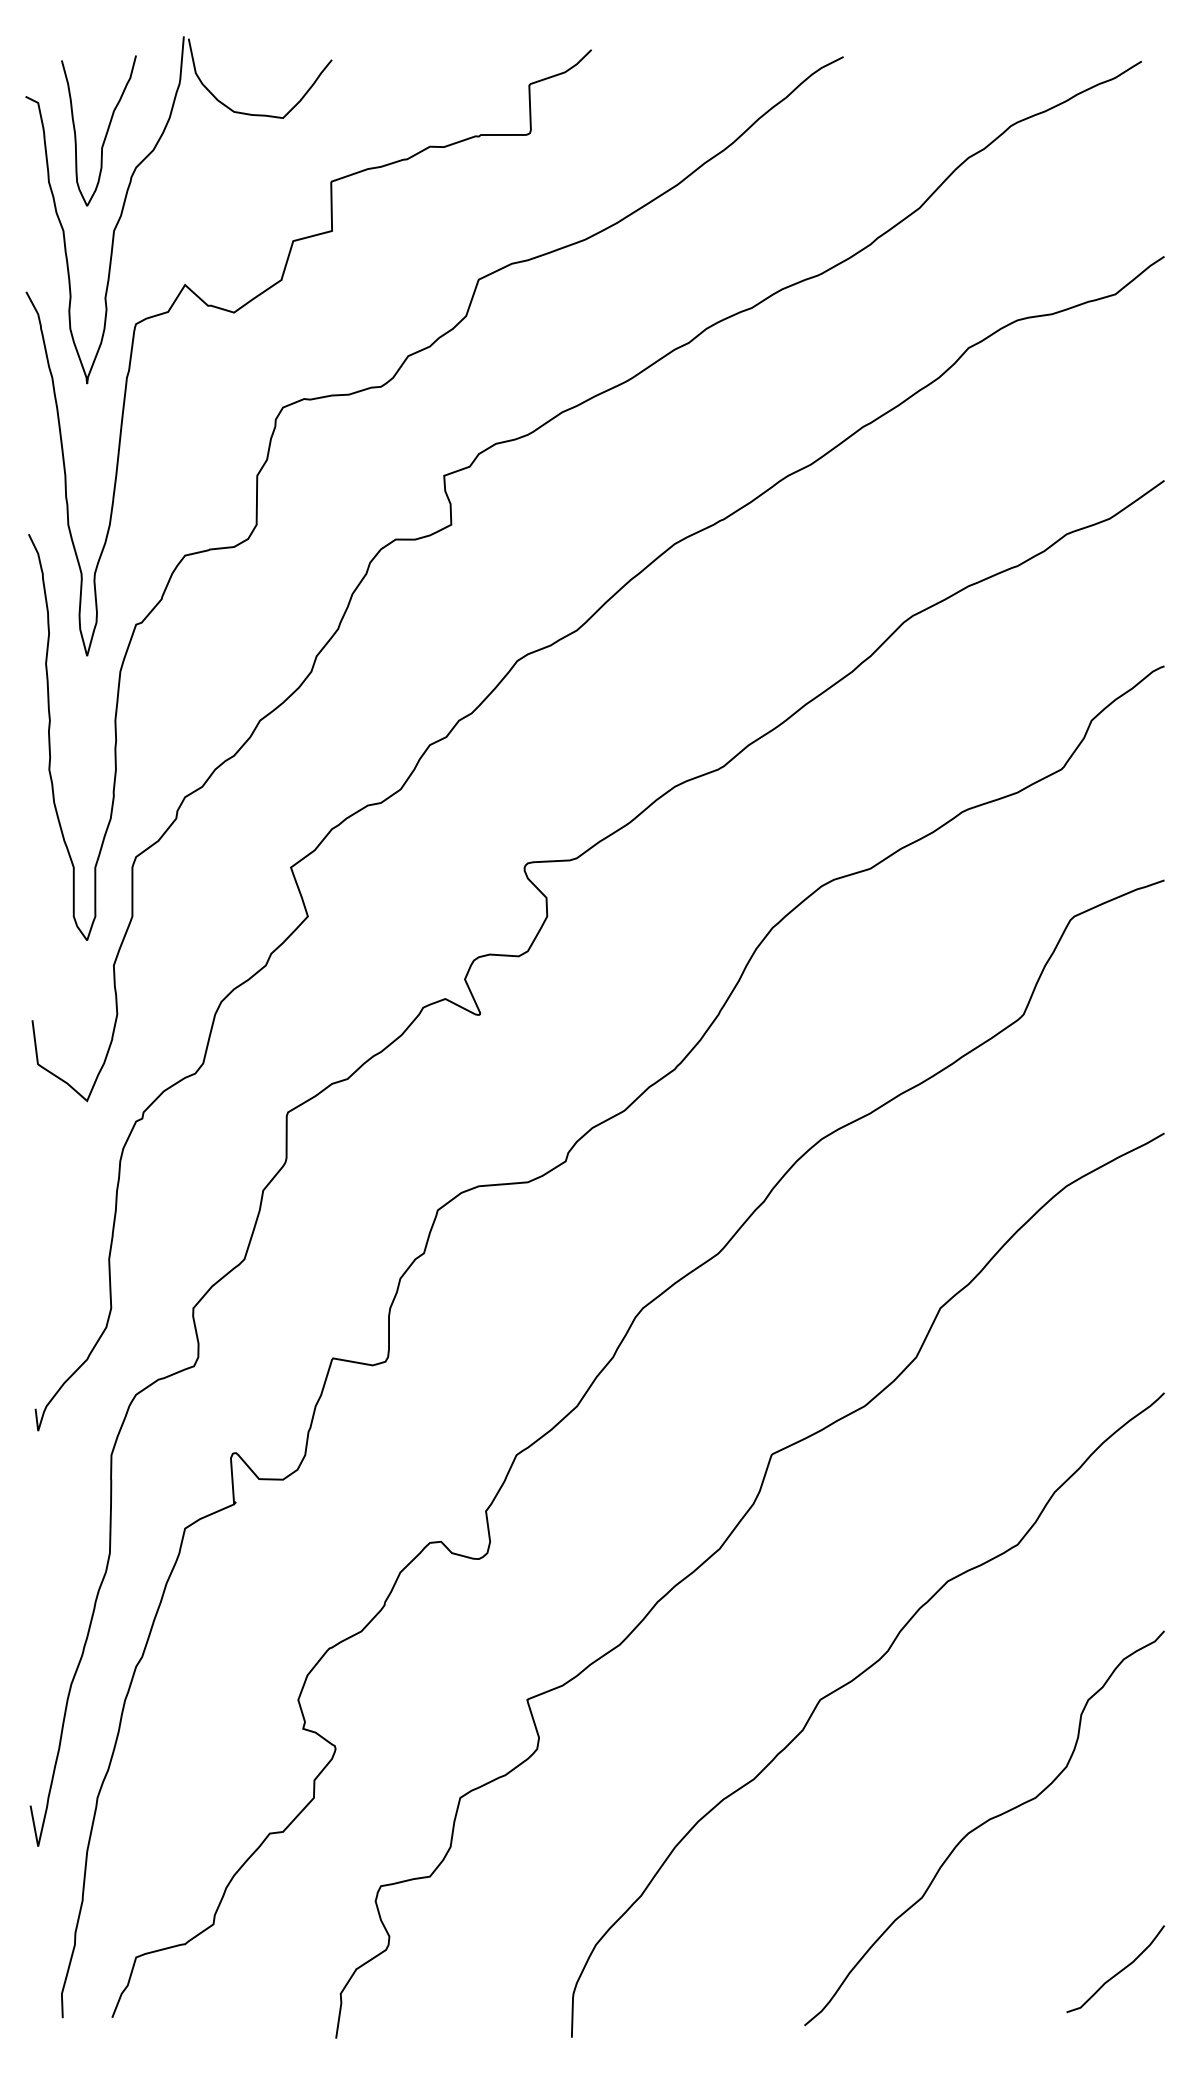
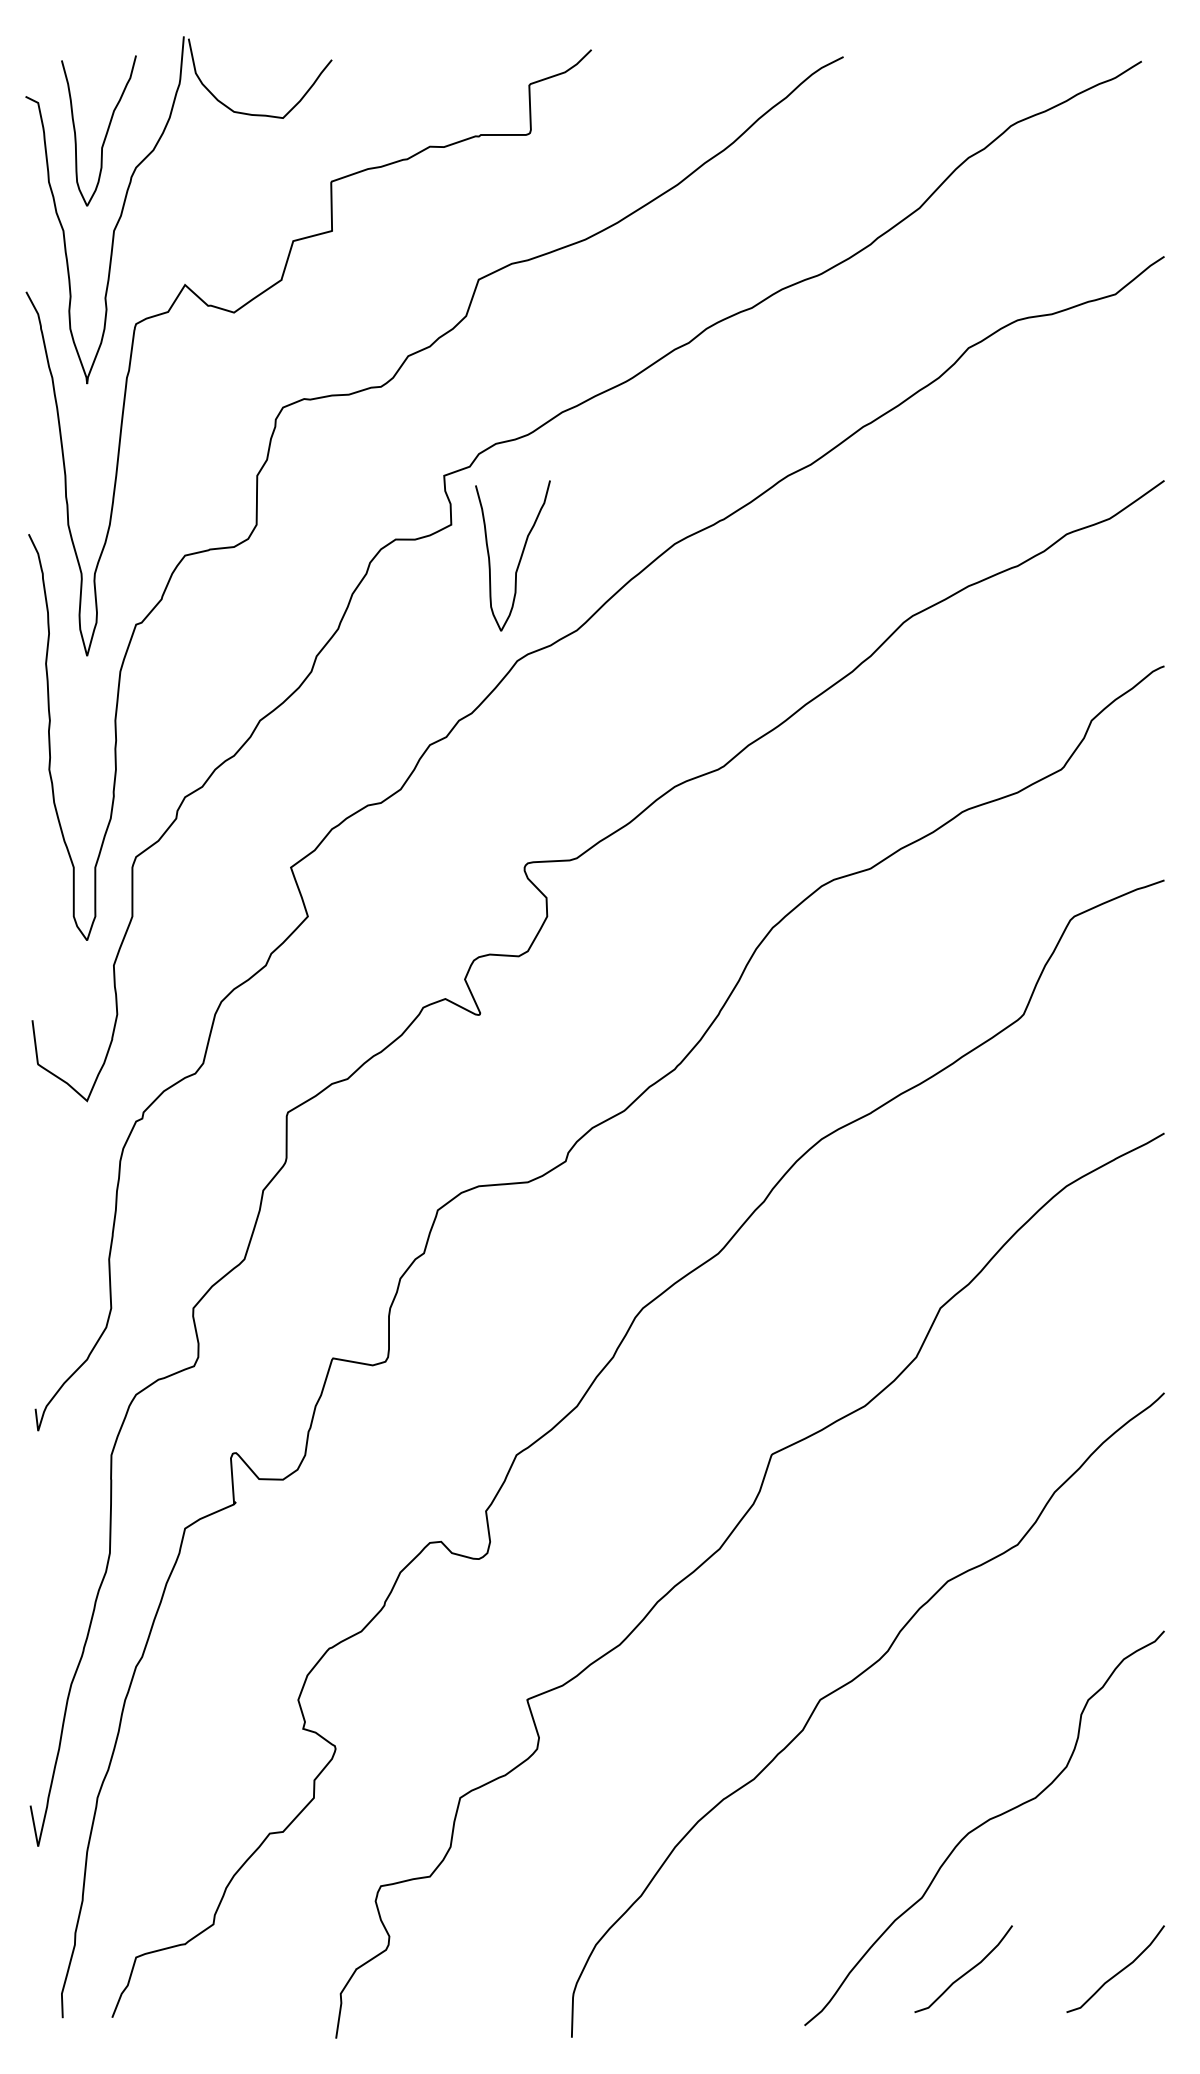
curve: none -> present (520, 555)
curve: none -> present (966, 1971)
